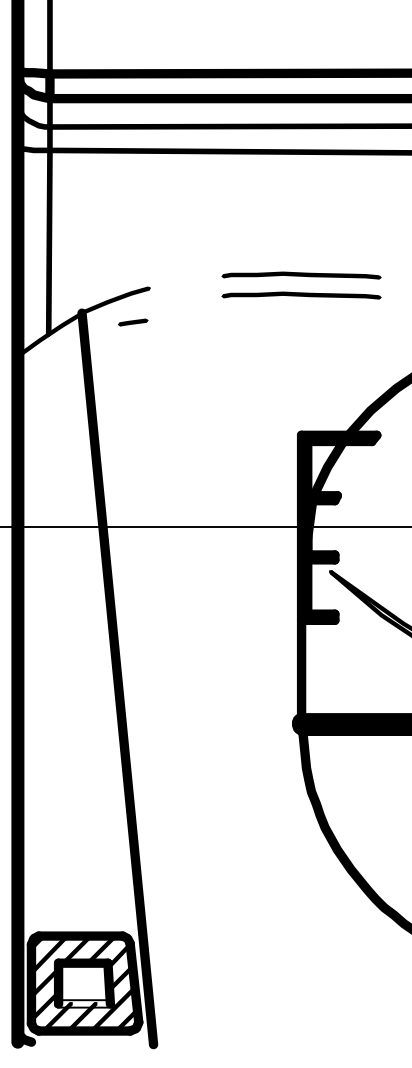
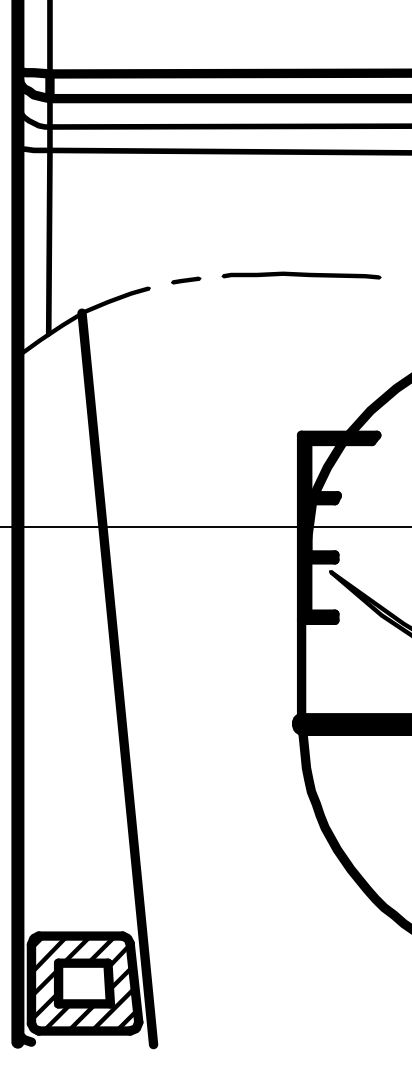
part: present -> none (301, 295)
part position: (133, 322) -> (186, 280) (186, 280)
fill: none -> present (84, 1003)
